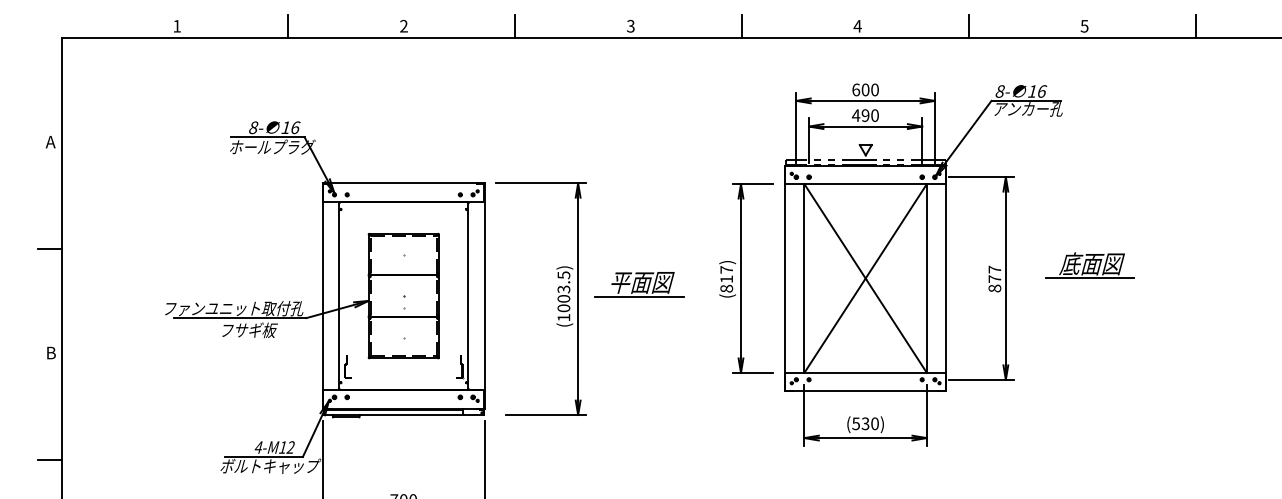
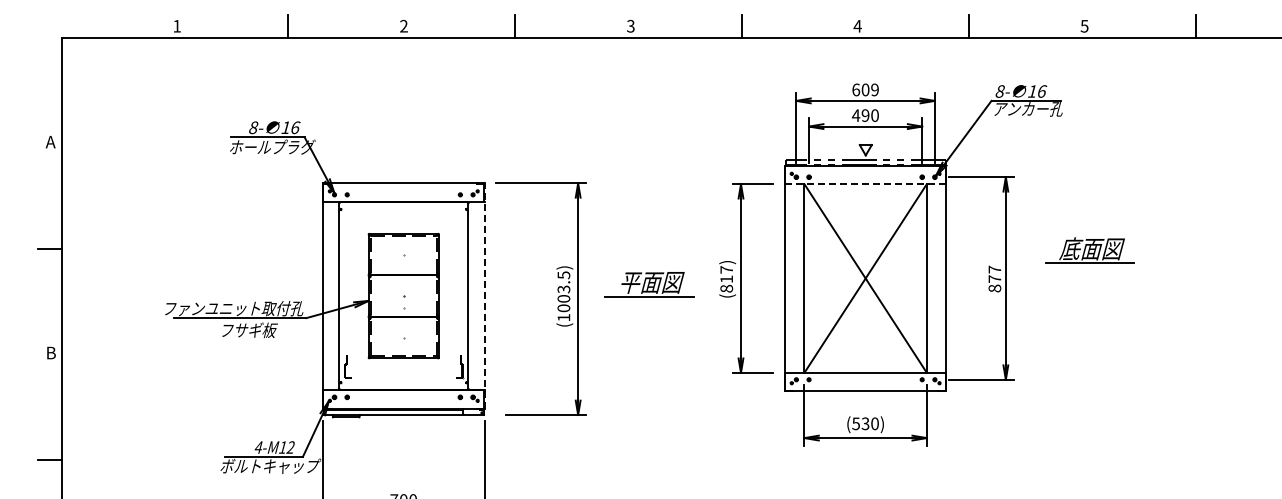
text: 600 -> 609 (874, 89)
line: solid -> dashed (865, 184)
part position: (1089, 265) -> (1089, 250) (1089, 250)
part position: (639, 284) -> (649, 284) (649, 284)
line: solid -> dashed (484, 296)
